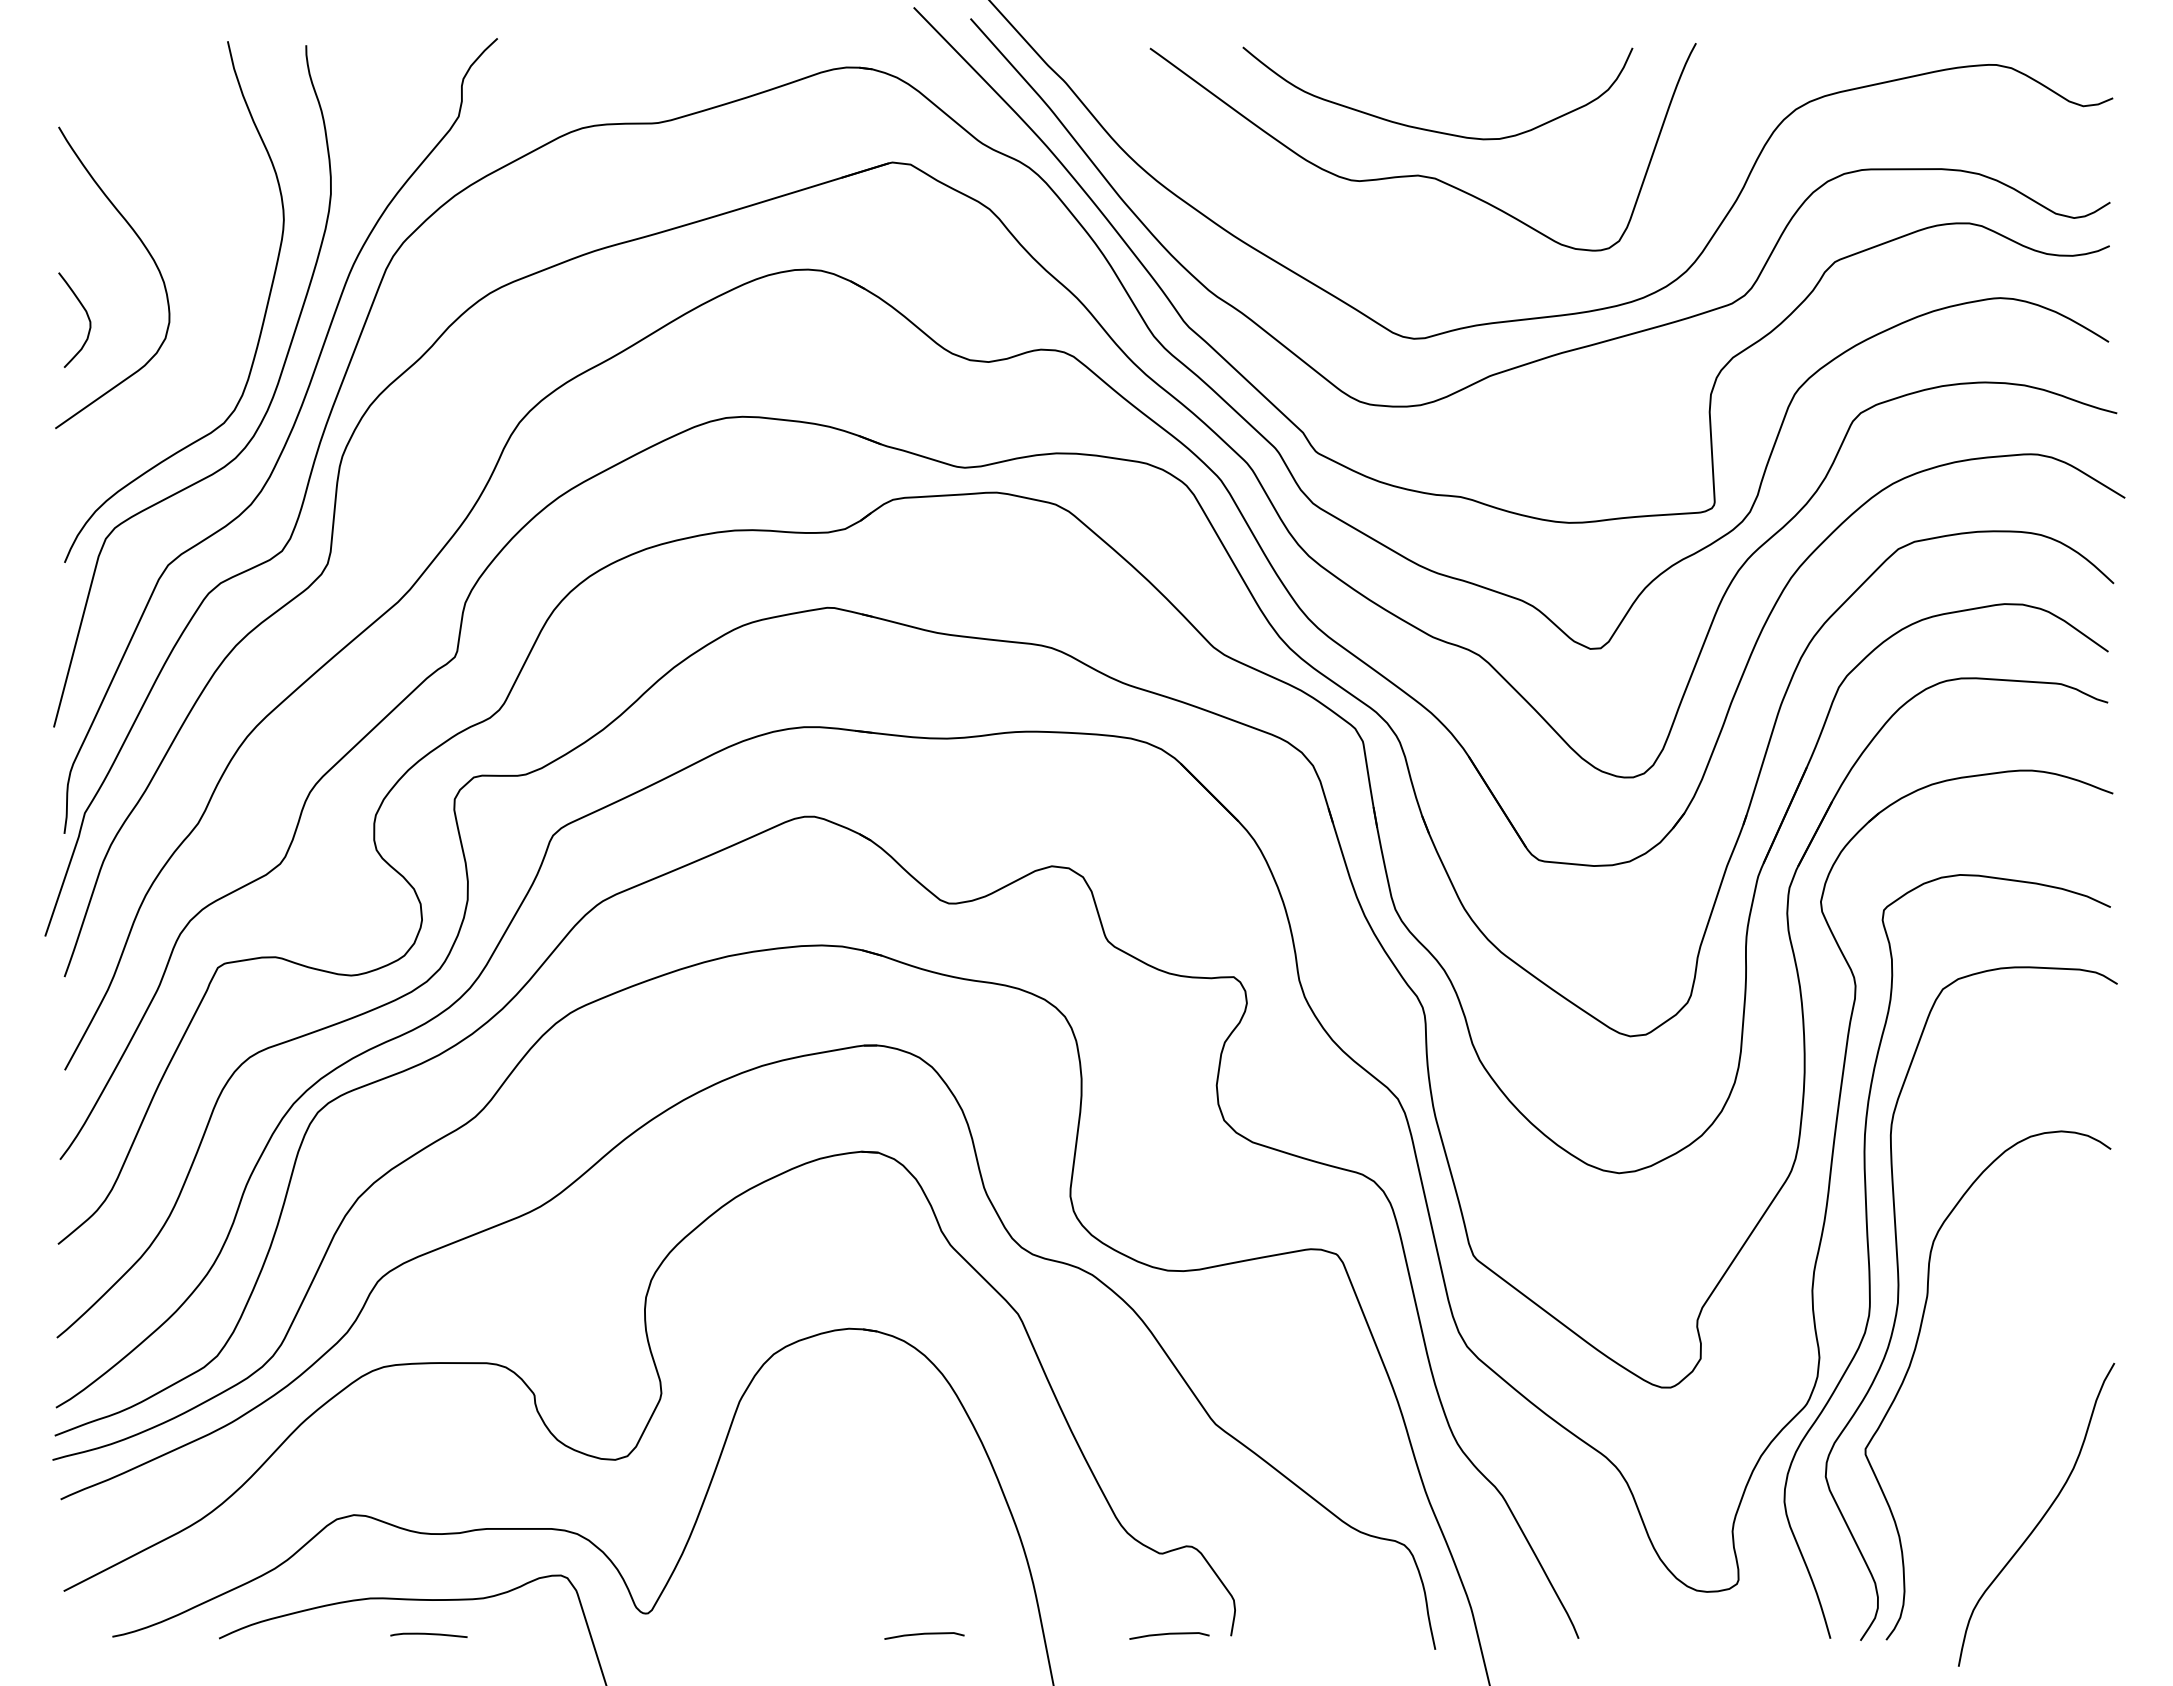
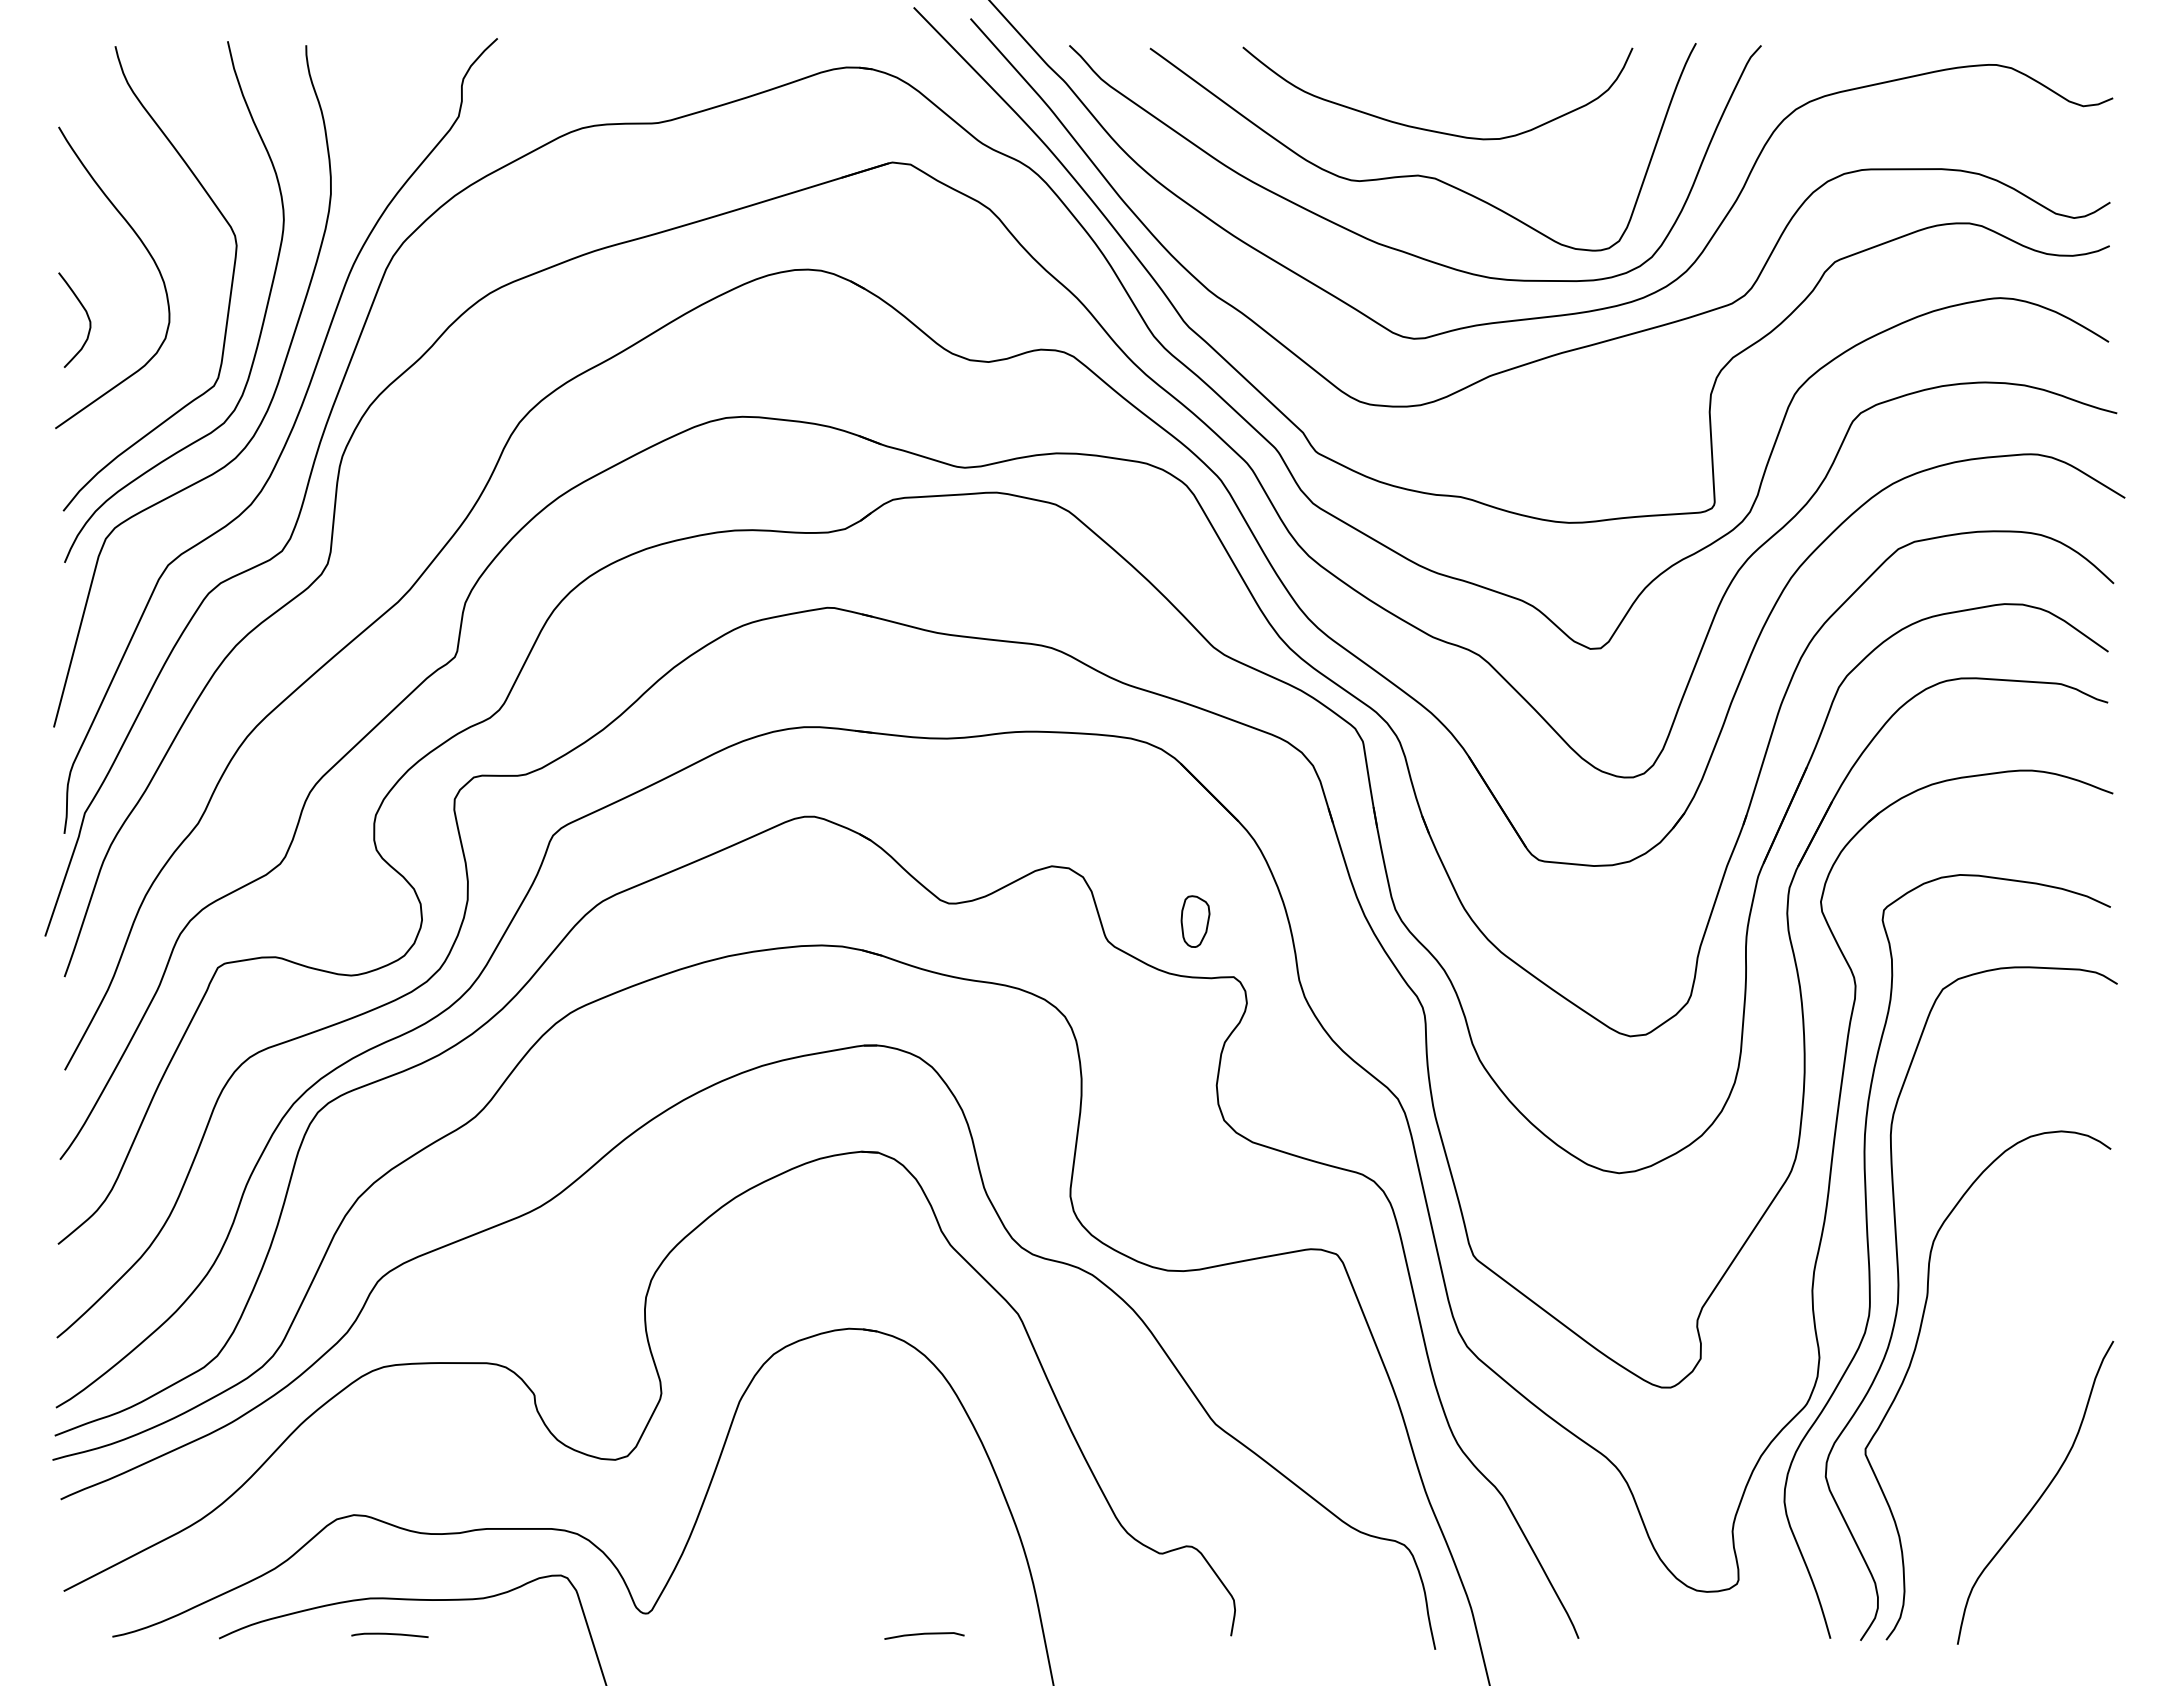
curve: none -> present (1387, 245)
curve: none -> present (230, 287)
part: none -> present (1195, 921)
curve position: (2041, 1517) -> (2040, 1495) (2040, 1495)
curve position: (428, 1634) -> (389, 1634) (389, 1634)
line: present -> none (1169, 1634)
